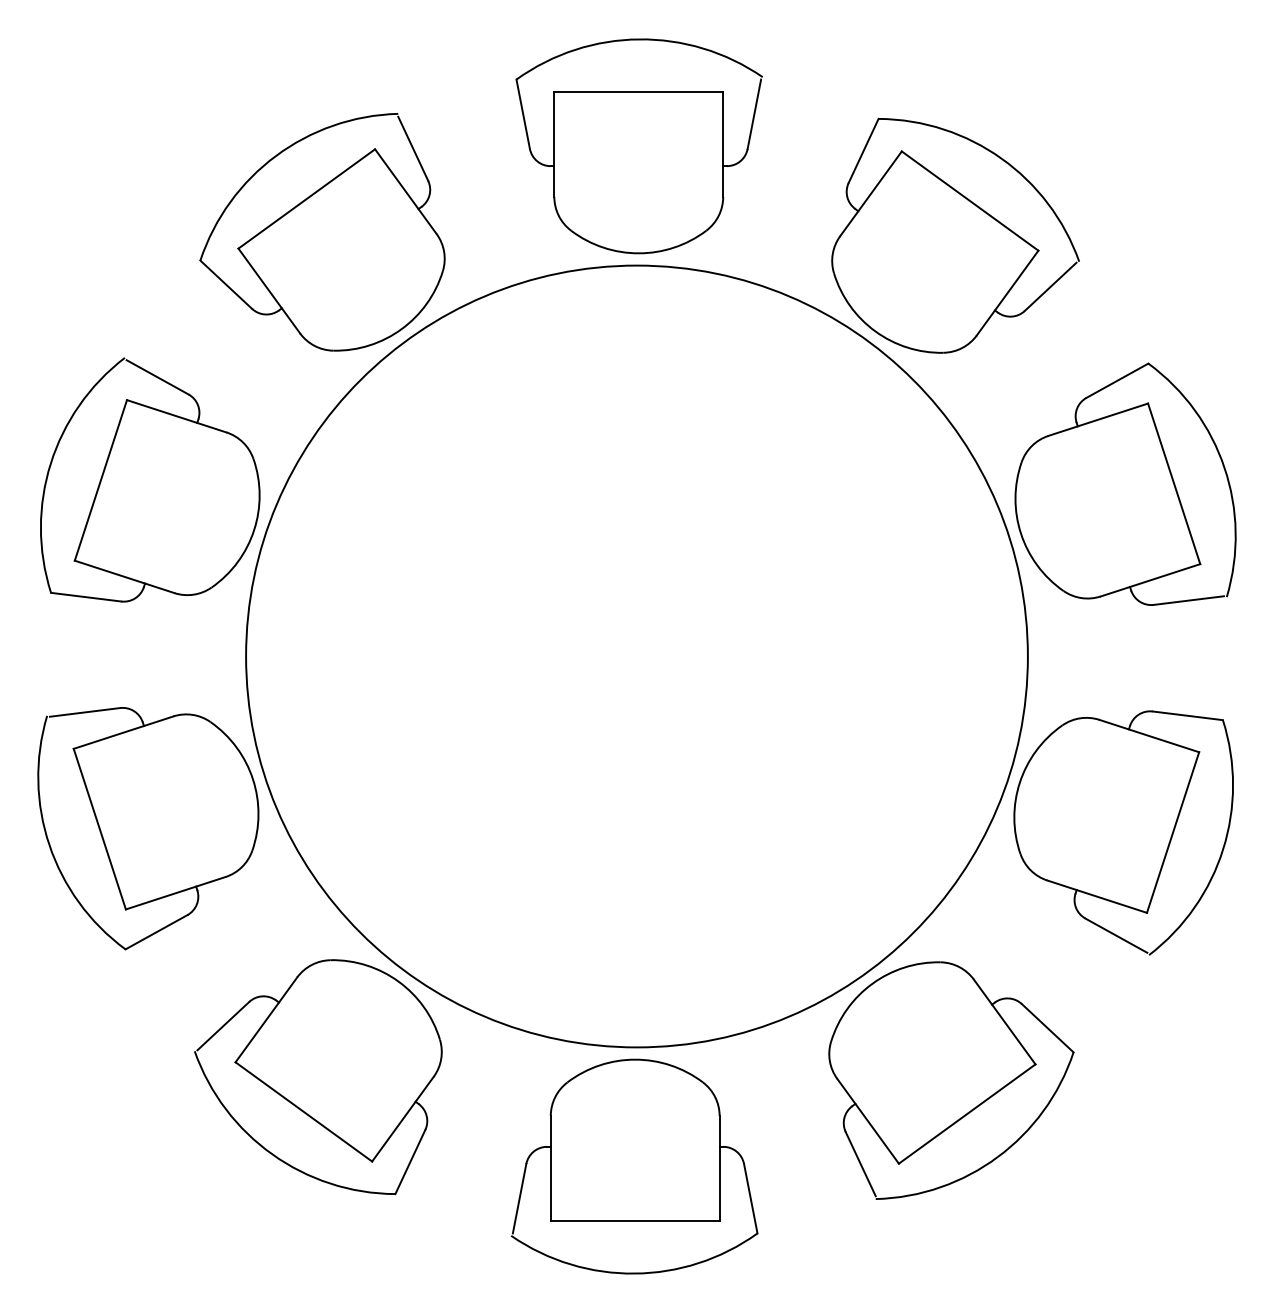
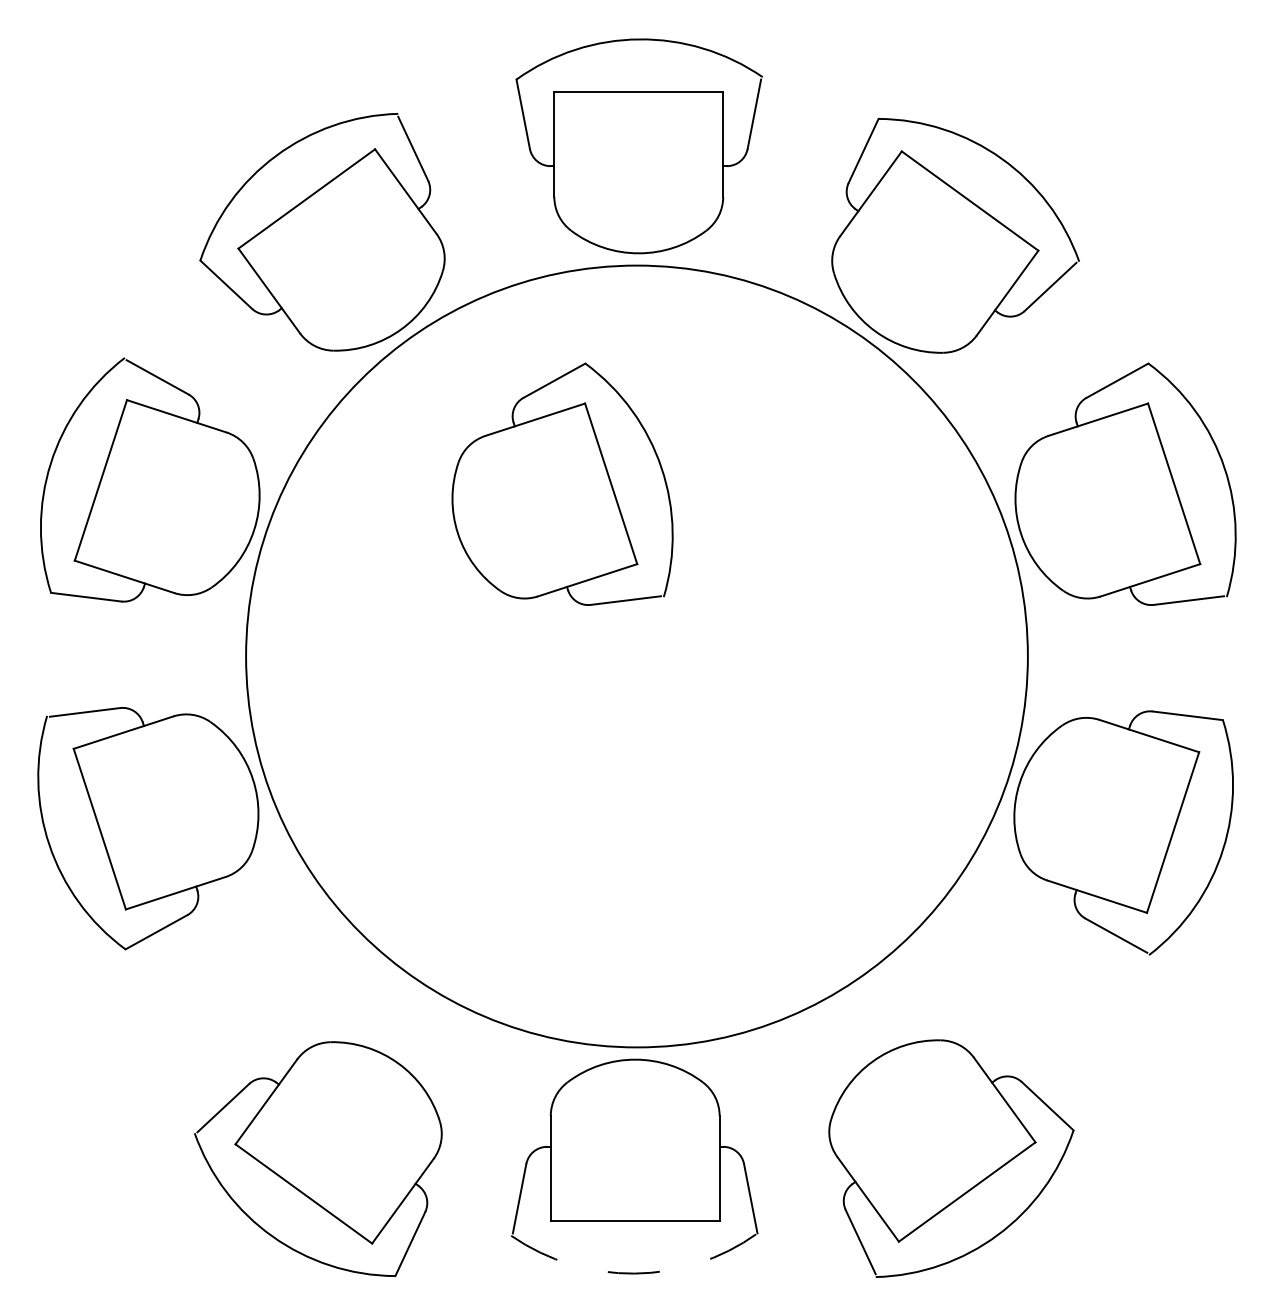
part: none -> present (562, 483)
part position: (318, 1077) -> (318, 1159) (318, 1159)
part position: (951, 1080) -> (951, 1158) (951, 1158)
arc: solid -> dashed (634, 1273)
